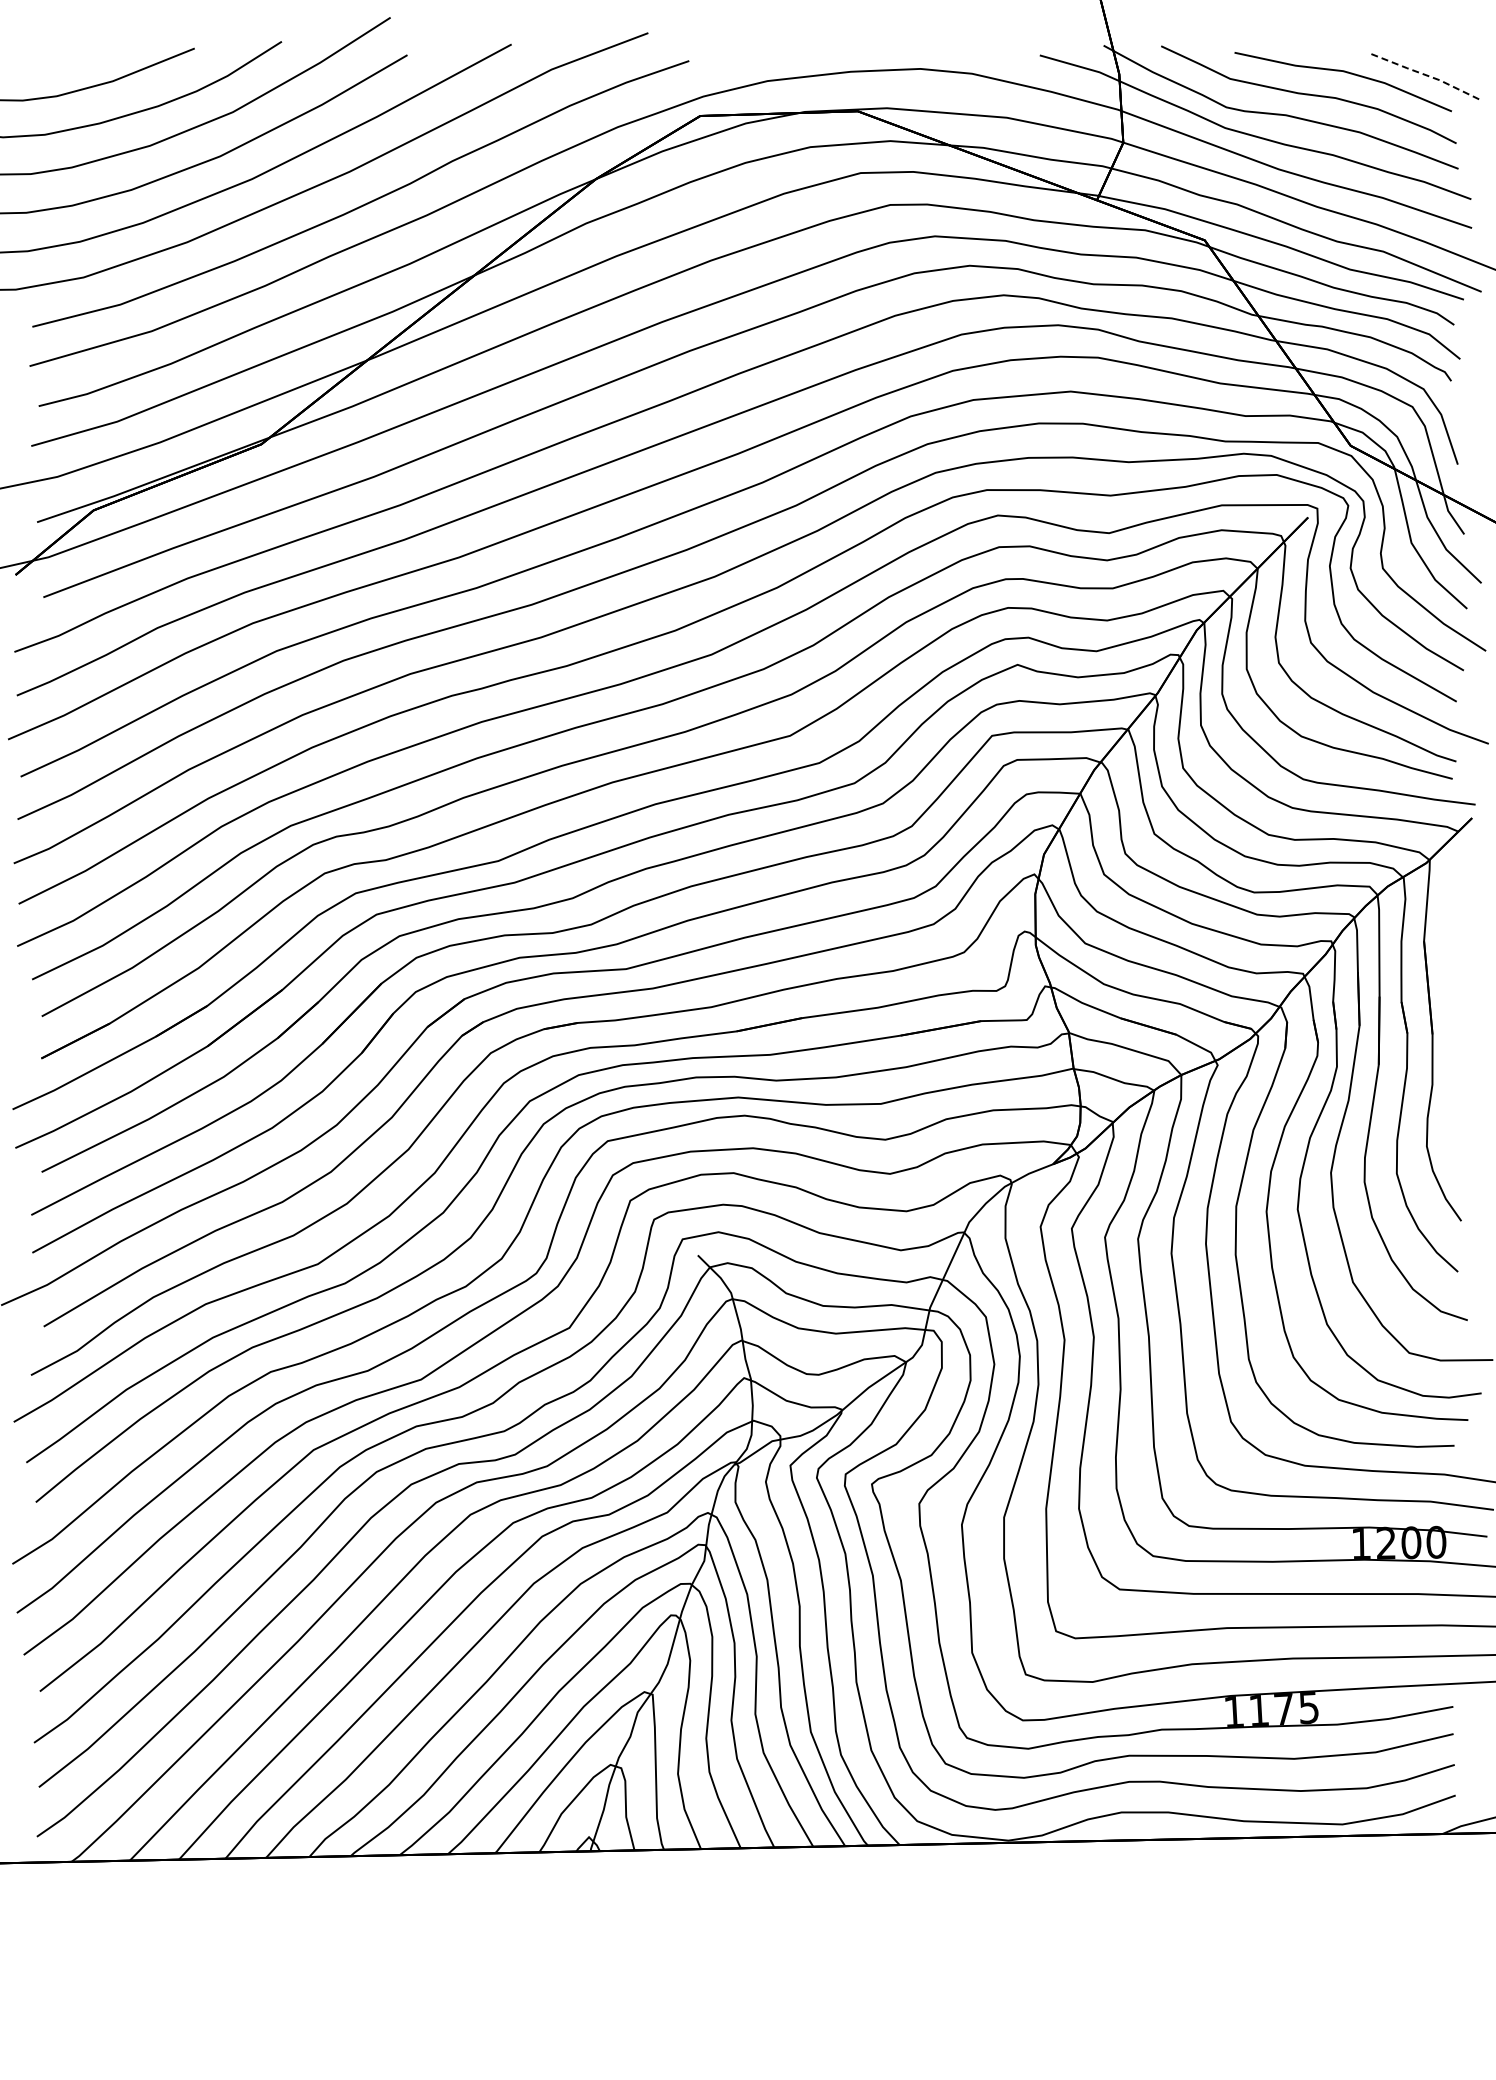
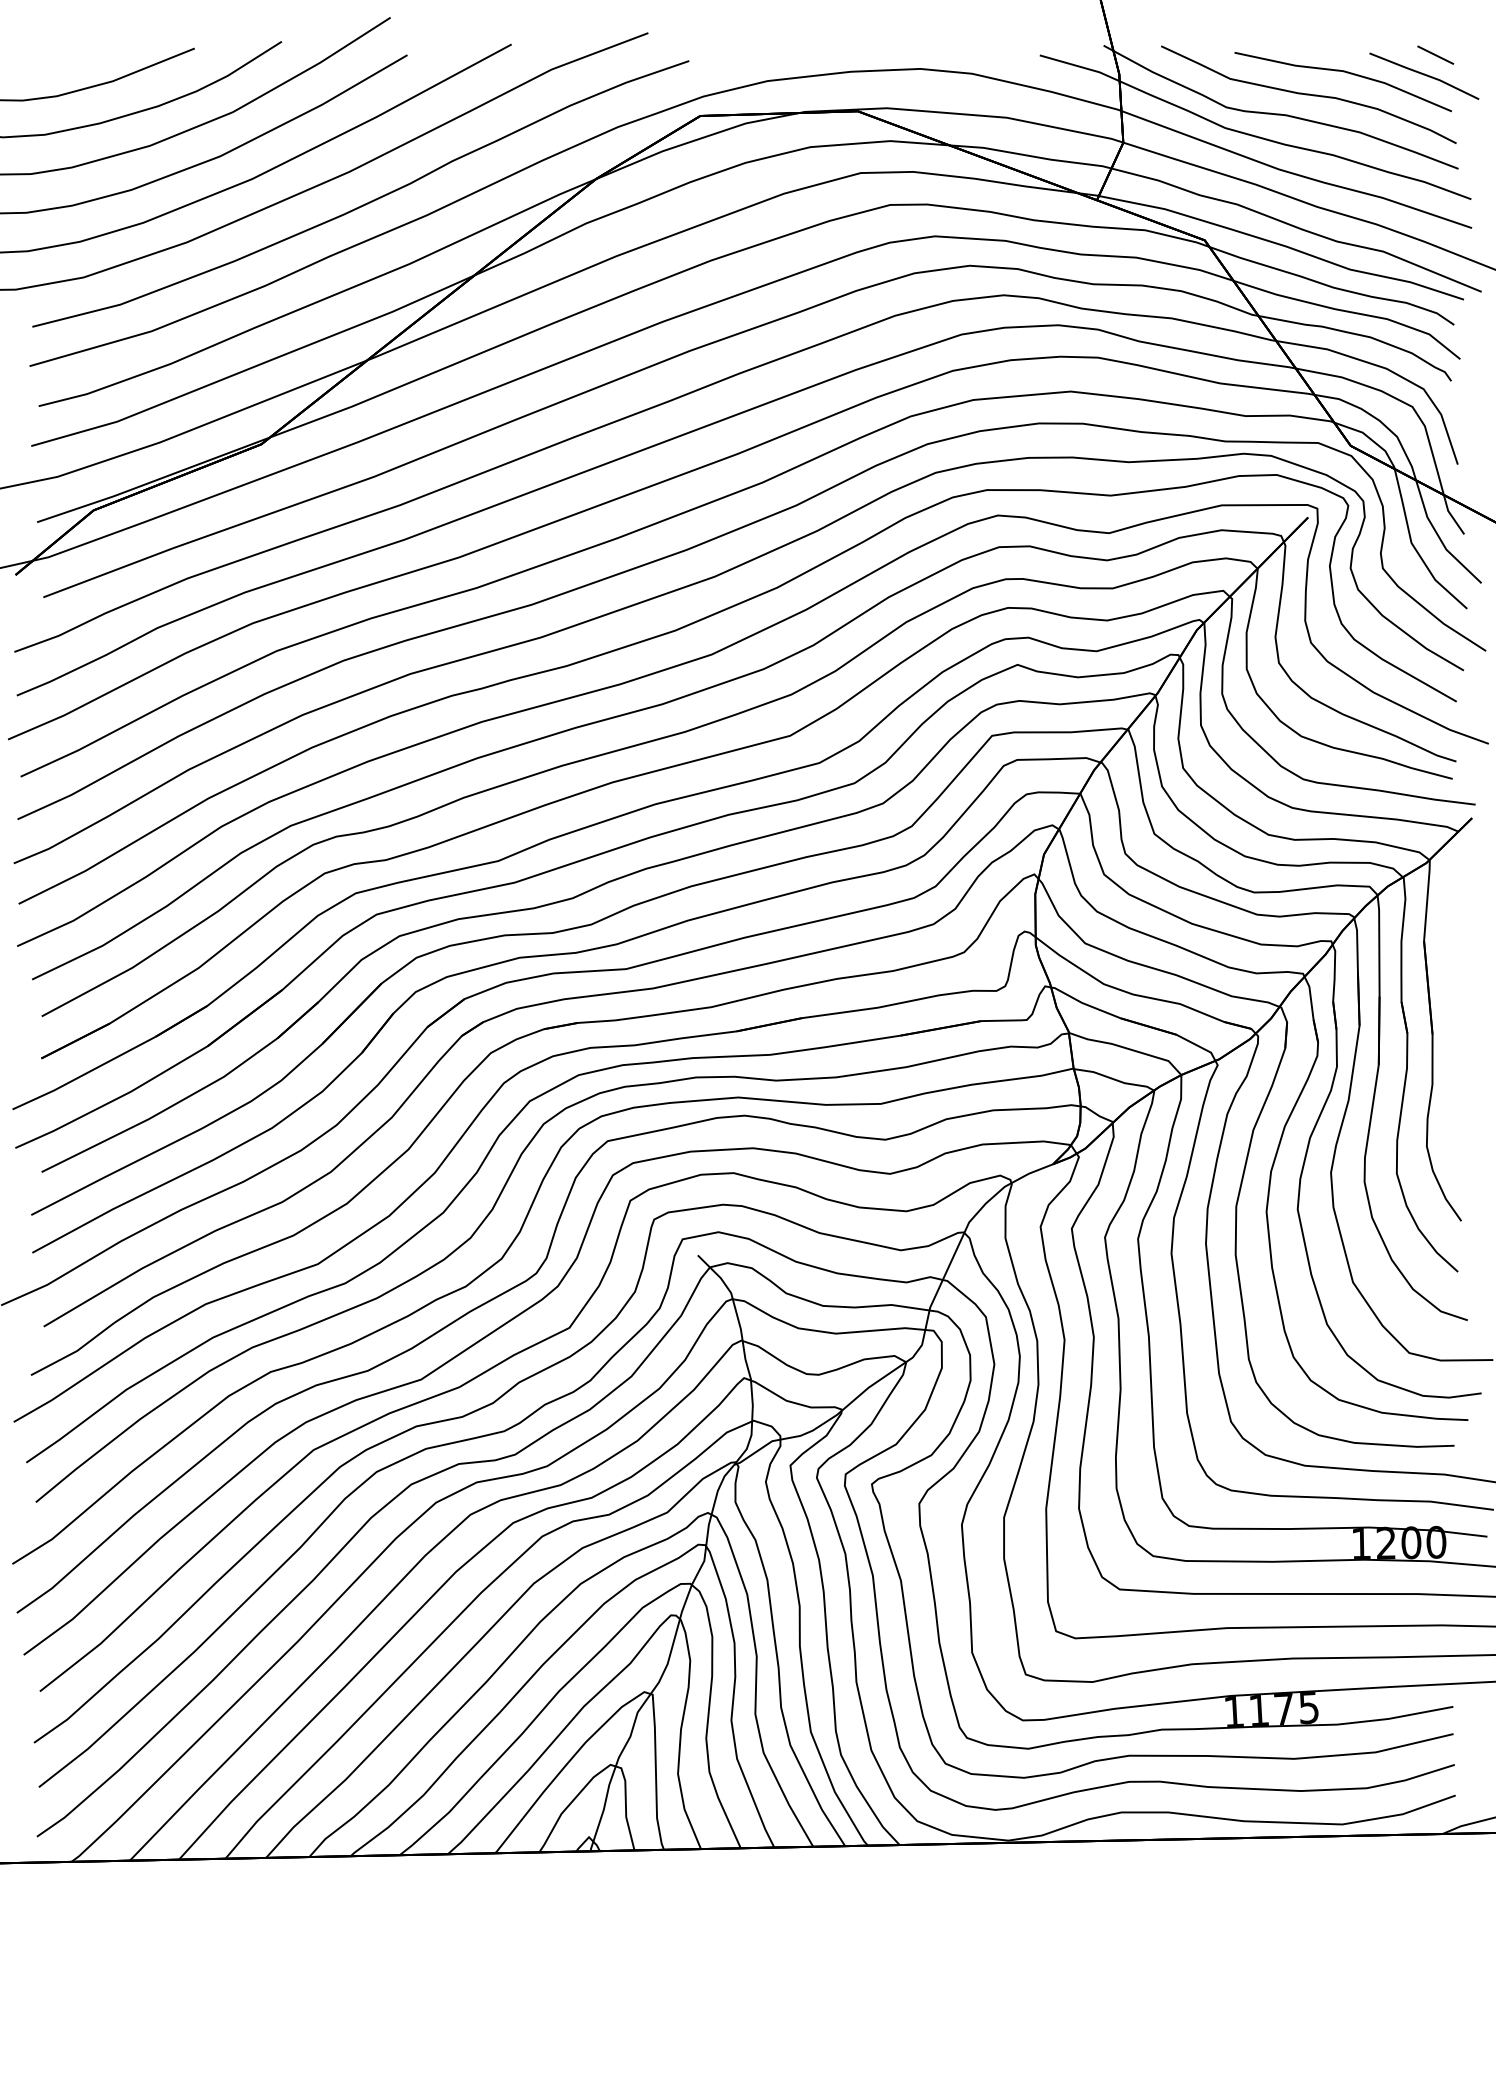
line: none -> present (1435, 54)
line: dashed -> solid (1424, 74)
